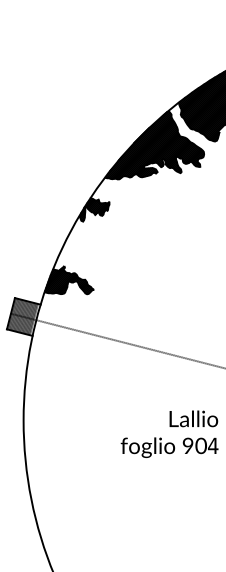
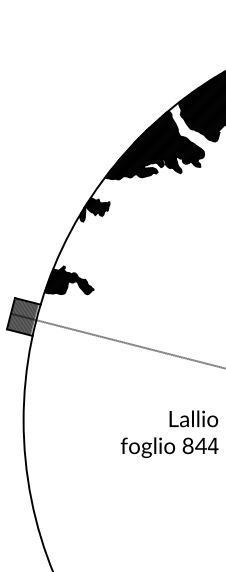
text: 90 -> 84 (194, 445)
